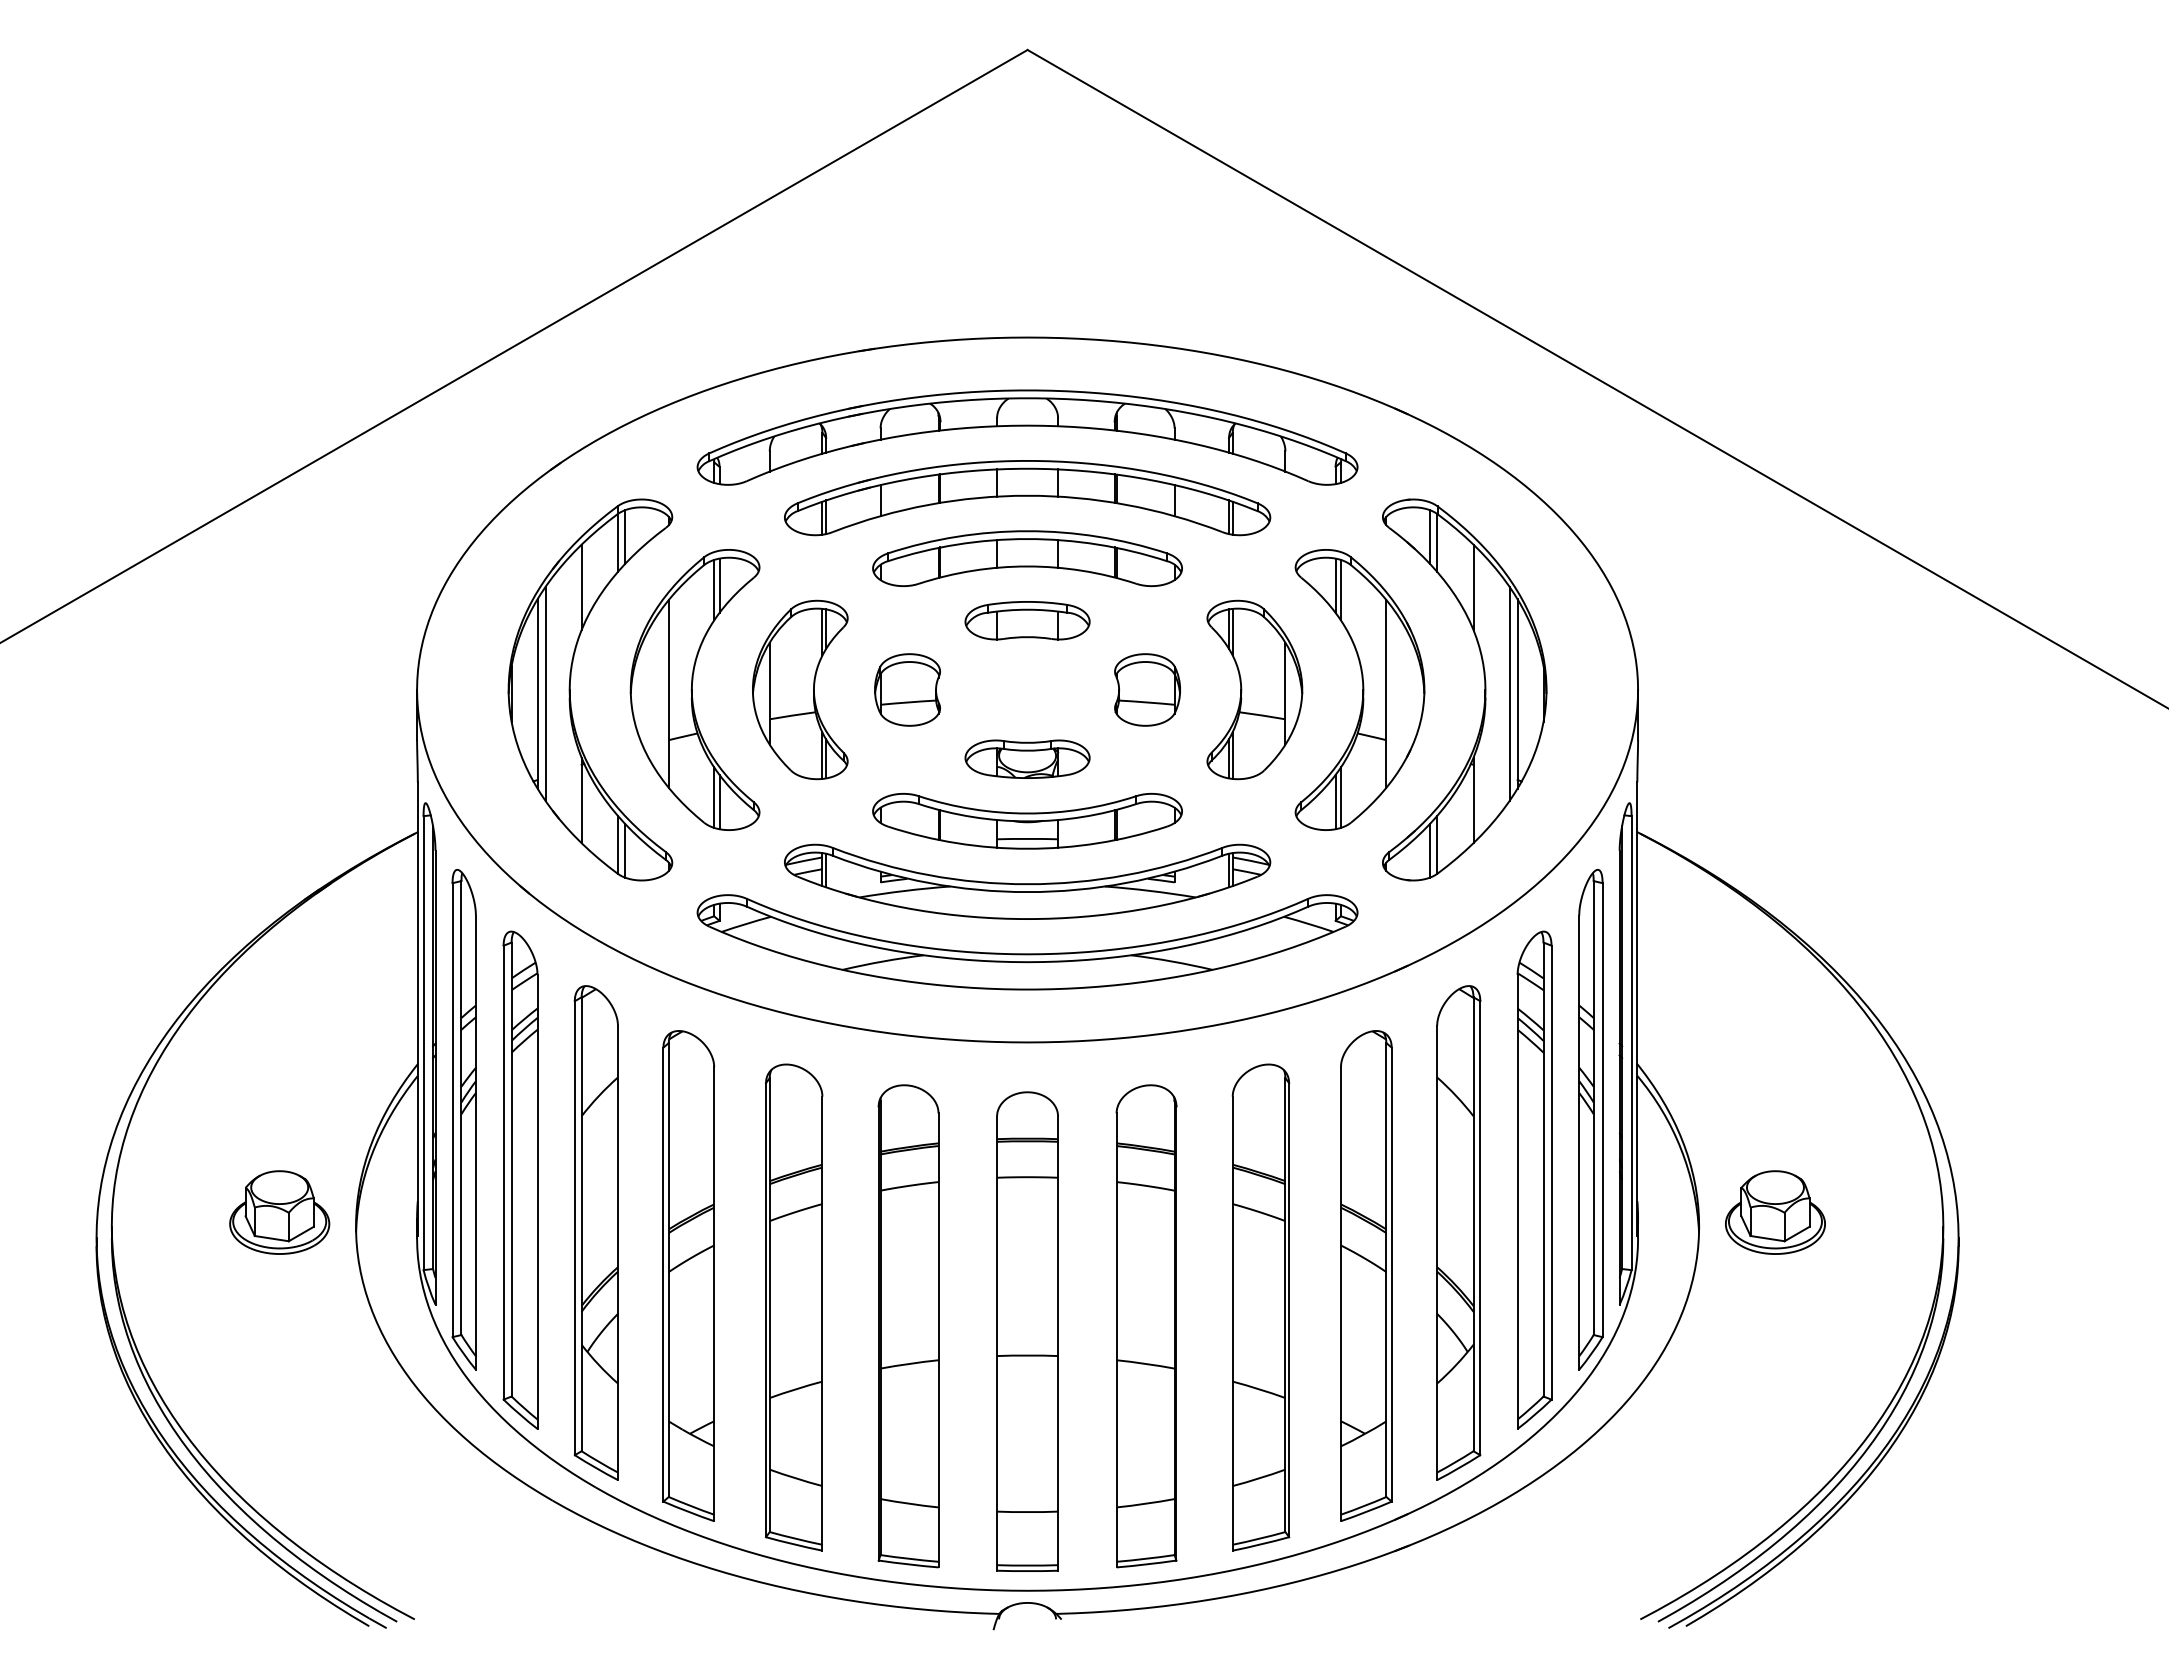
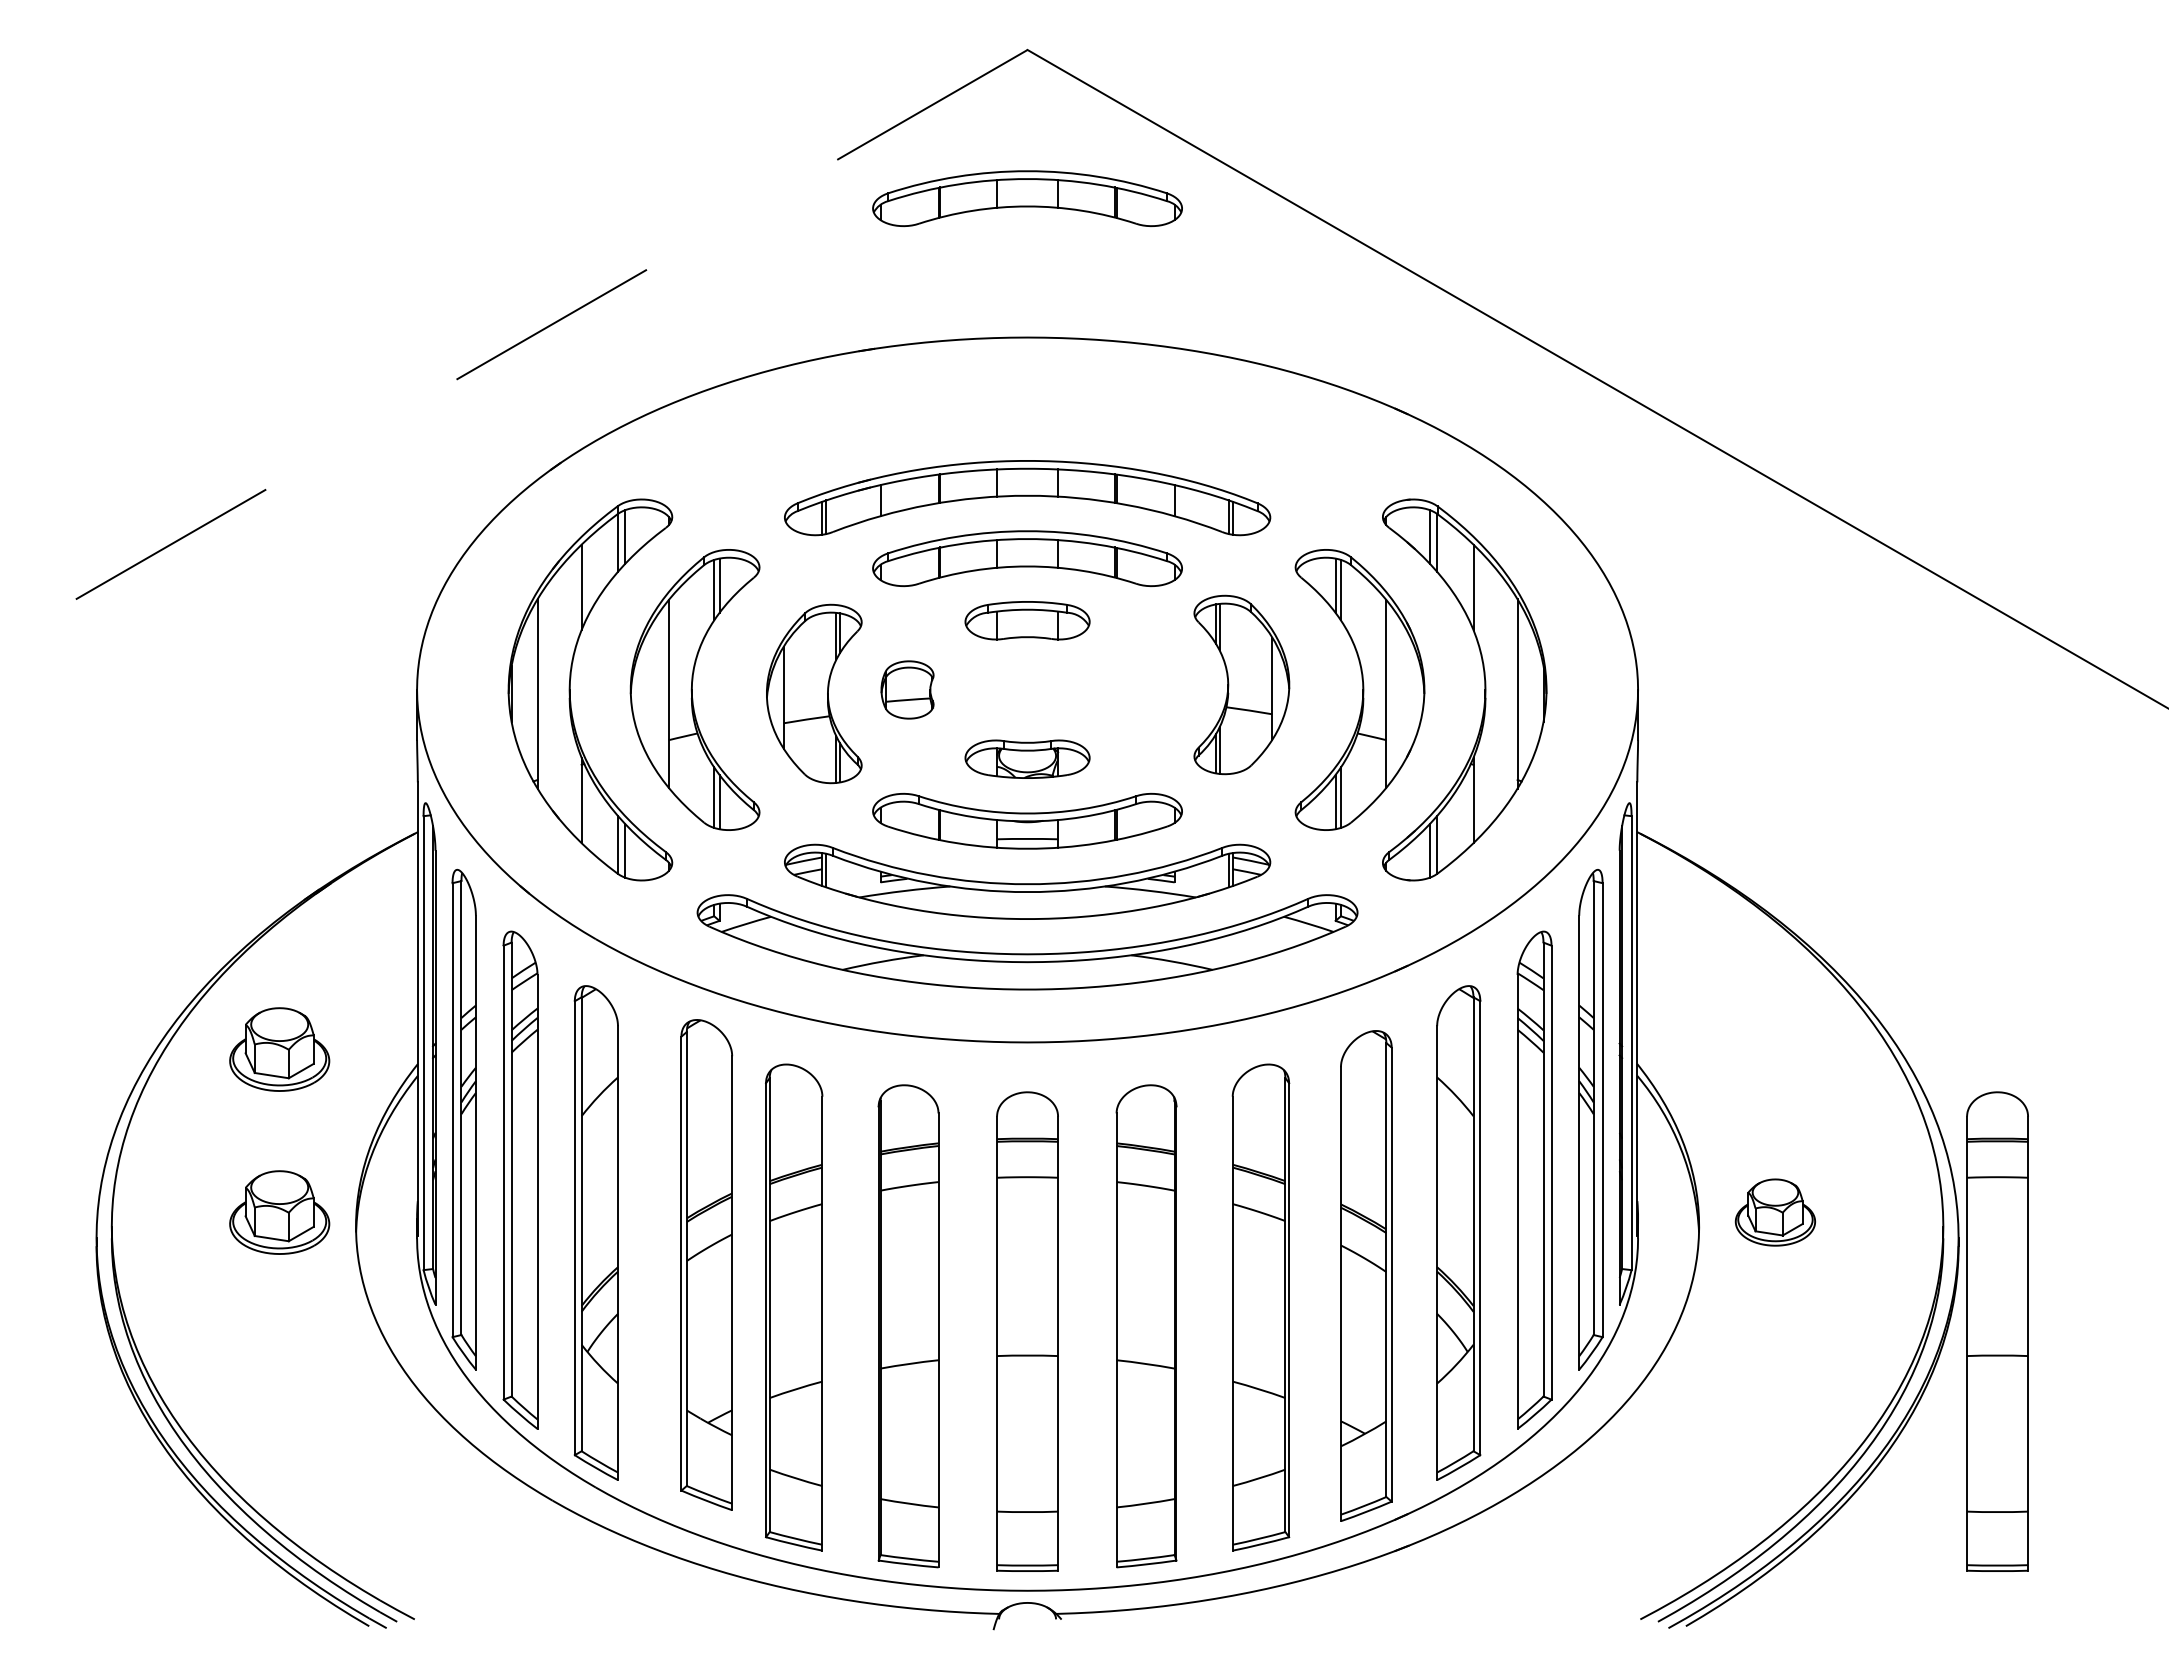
part: none -> present (1027, 198)
line: solid -> dashed (514, 346)
part: present -> none (1027, 426)
part position: (800, 689) -> (814, 693) (814, 693)
part size: 67x74 px -> 55x60 px (907, 689)
part: present -> none (1147, 689)
part position: (1254, 689) -> (1241, 684) (1241, 684)
line: present -> none (545, 693)
line: present -> none (1509, 693)
part: none -> present (279, 1049)
part size: 101x85 px -> 83x69 px (1775, 1212)
part position: (688, 1275) -> (706, 1264) (706, 1264)
part: none -> present (1997, 1331)
